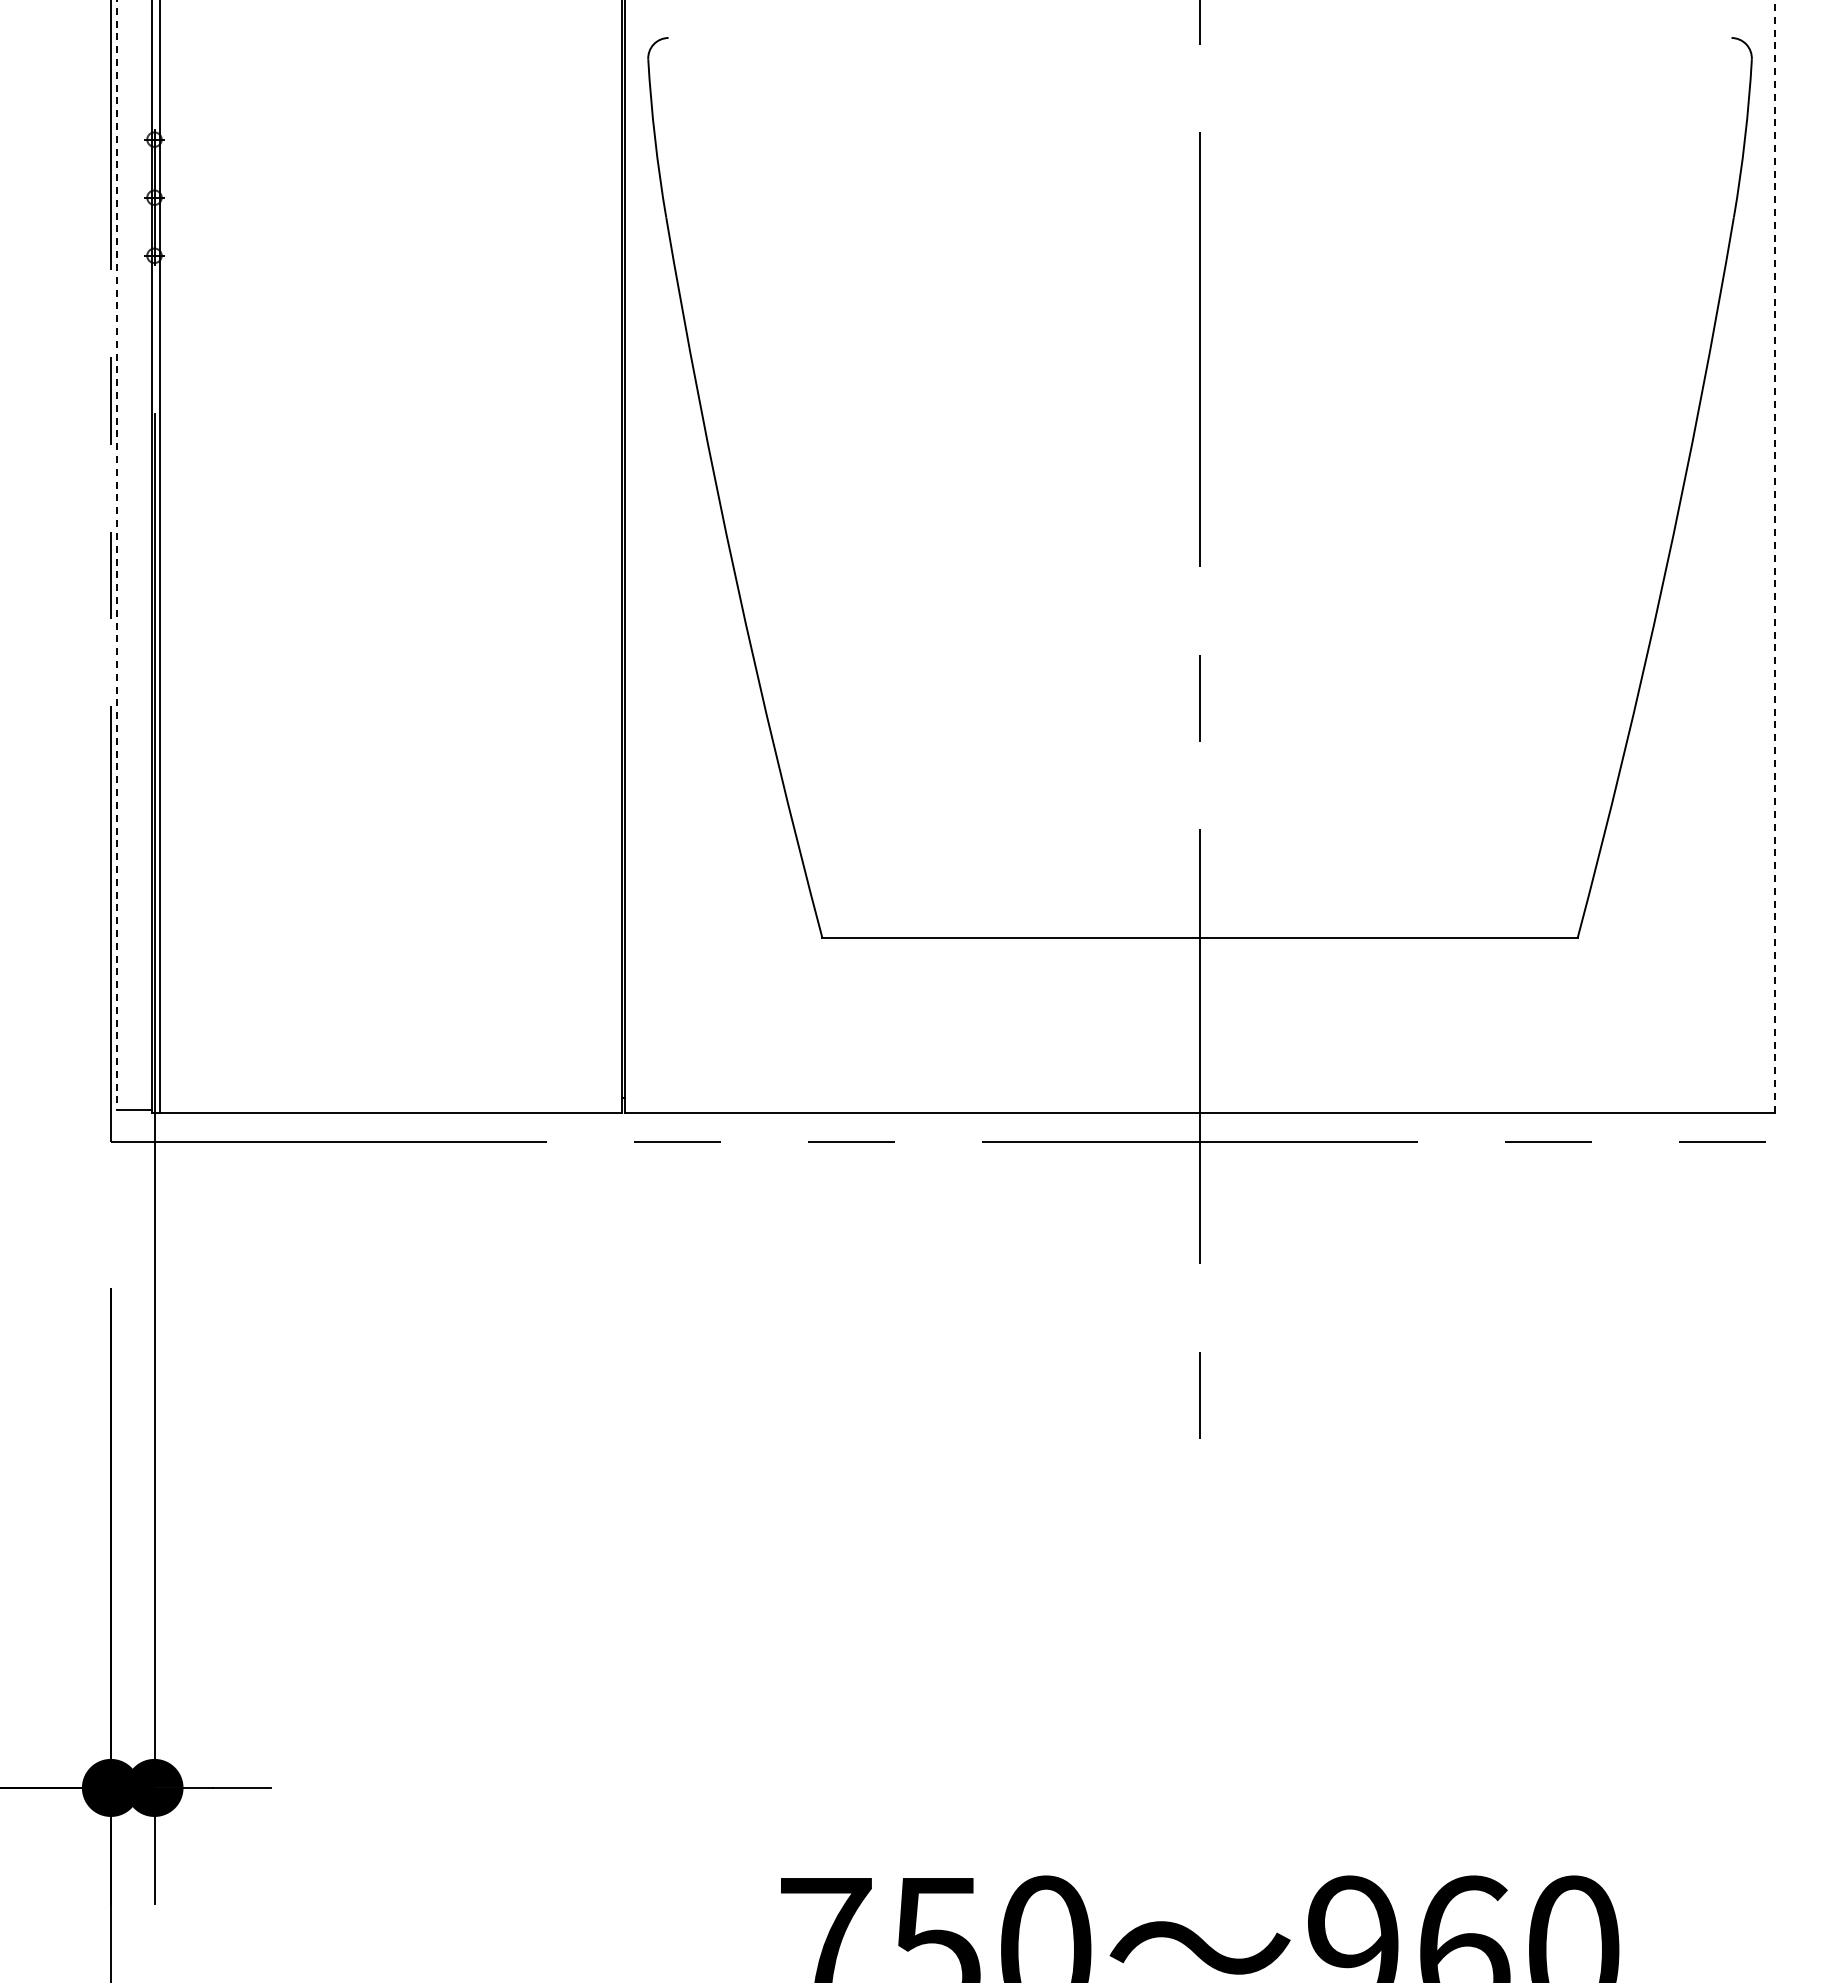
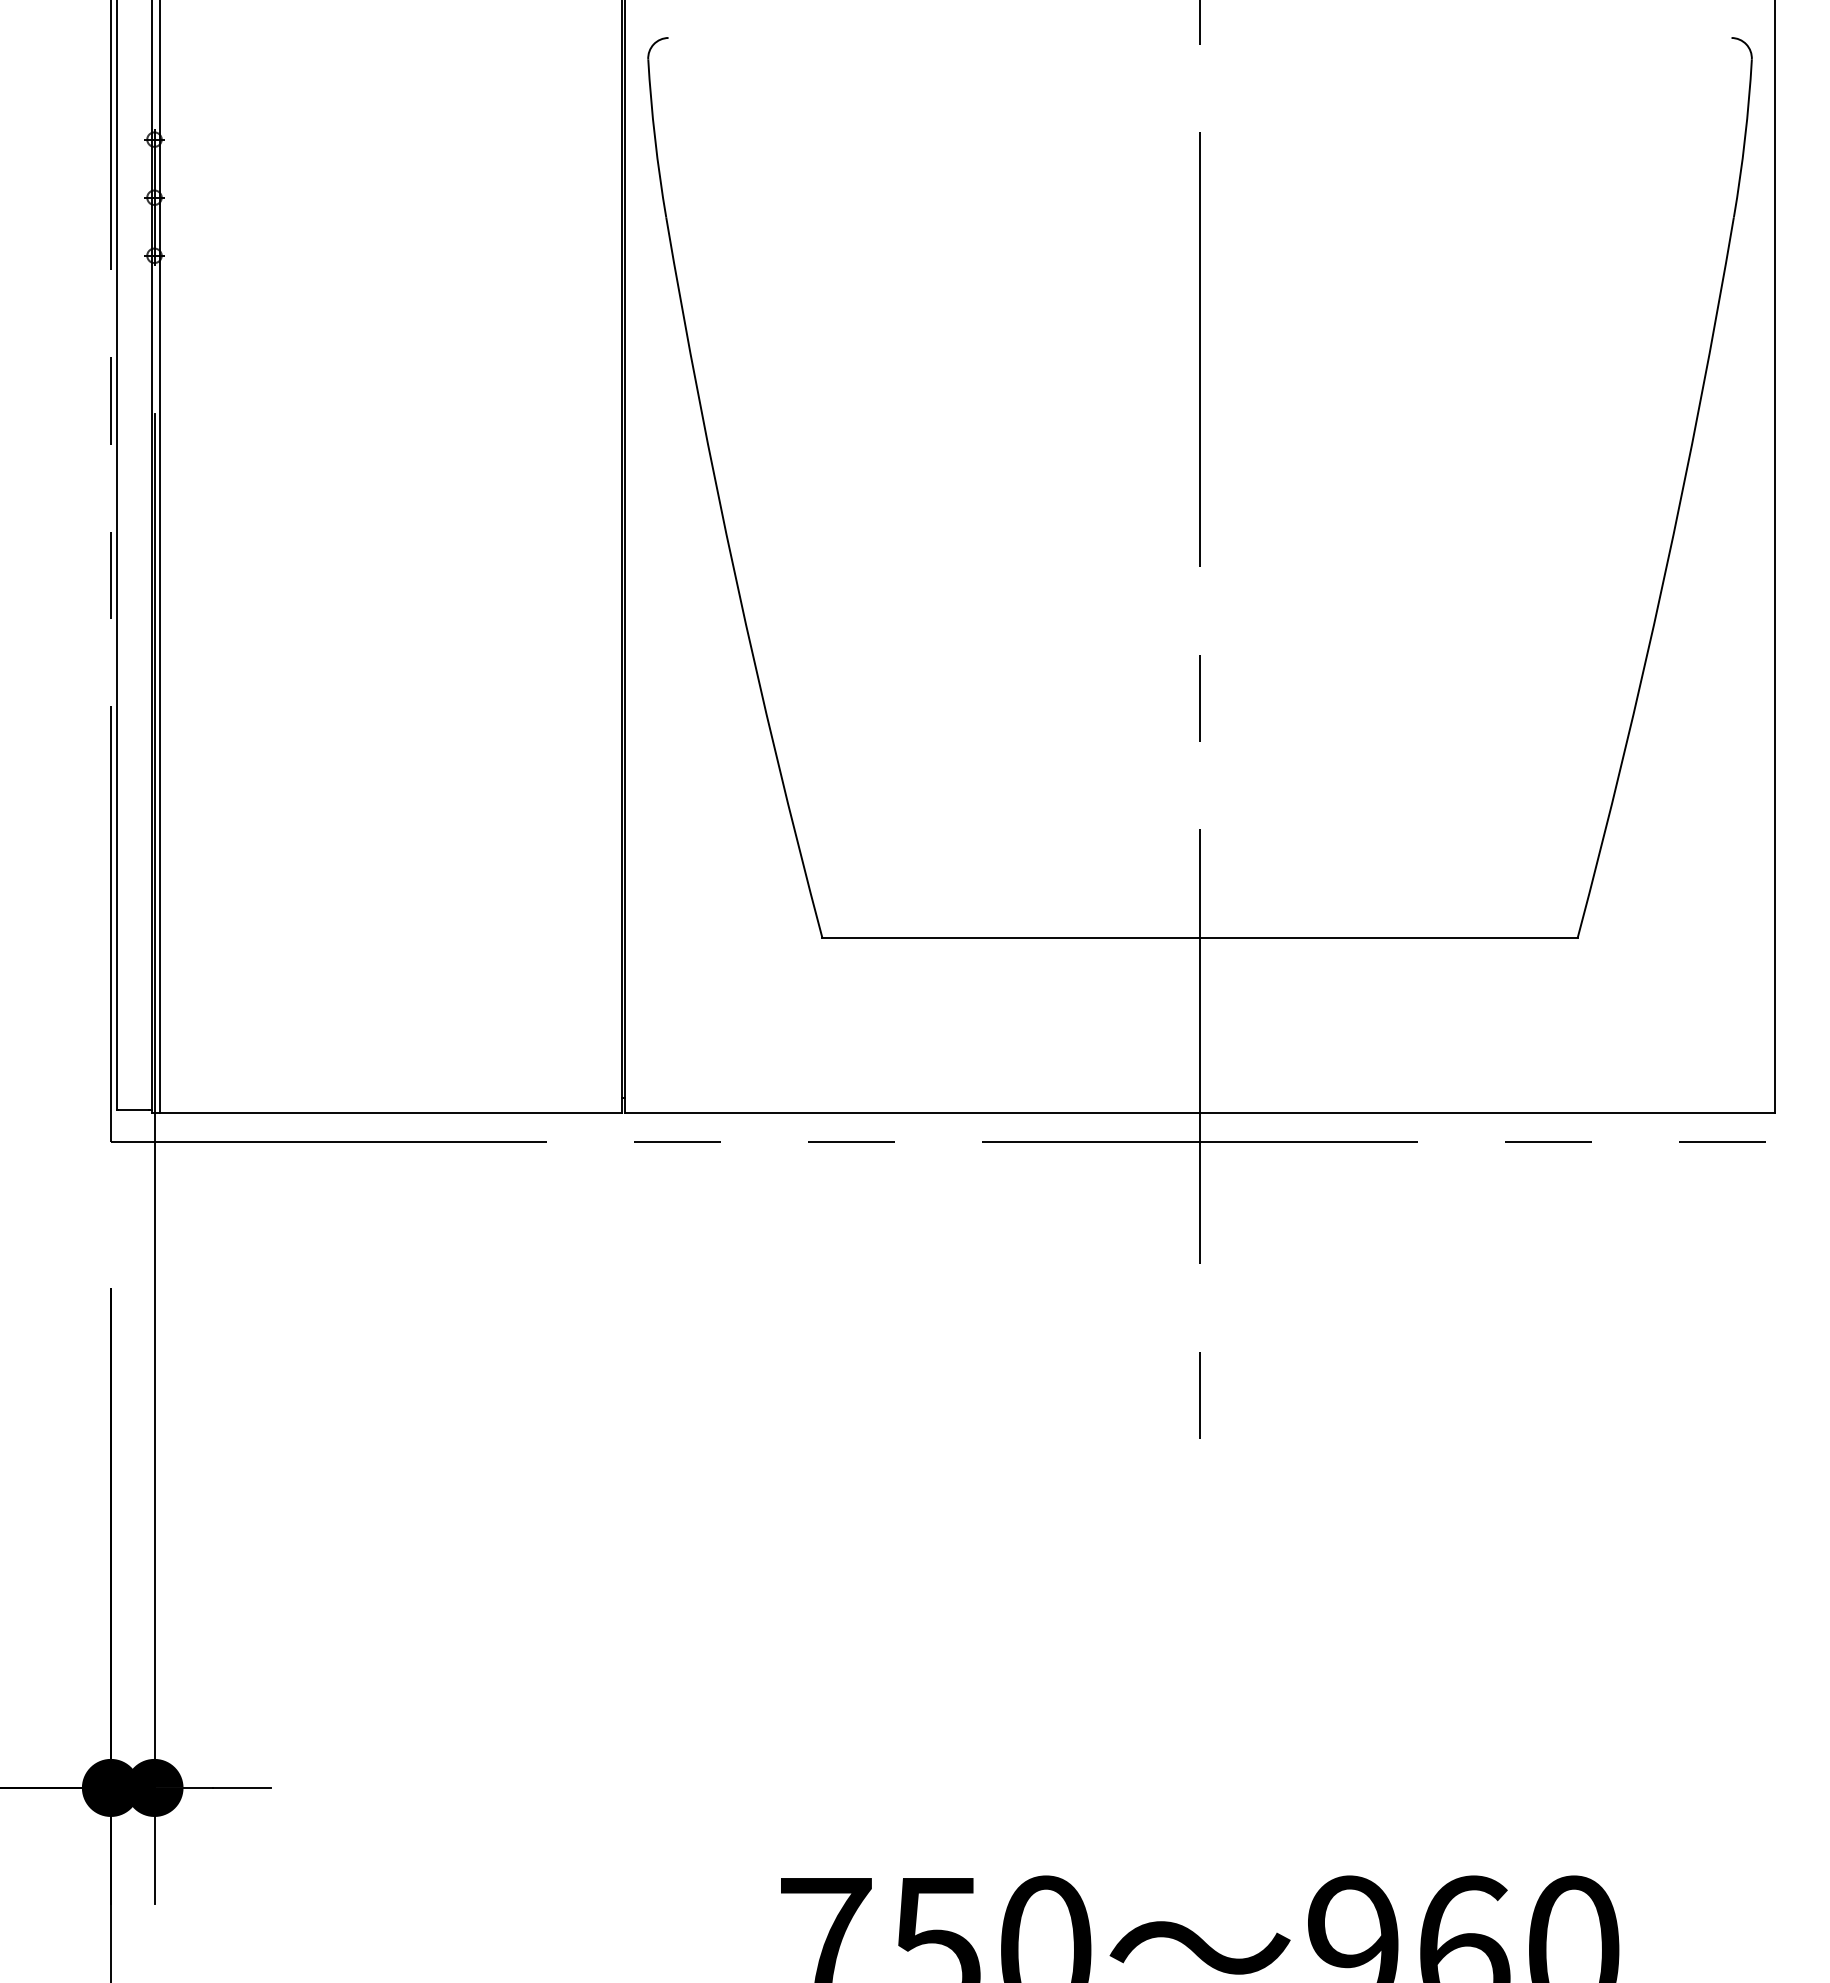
line: dashed -> solid (116, 554)
line: dashed -> solid (1775, 555)
